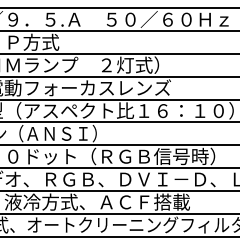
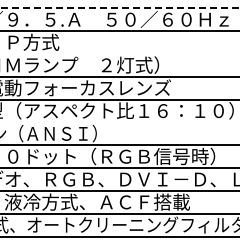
line: solid -> dashed (119, 8)
line: present -> none (119, 54)
line: present -> none (119, 122)
